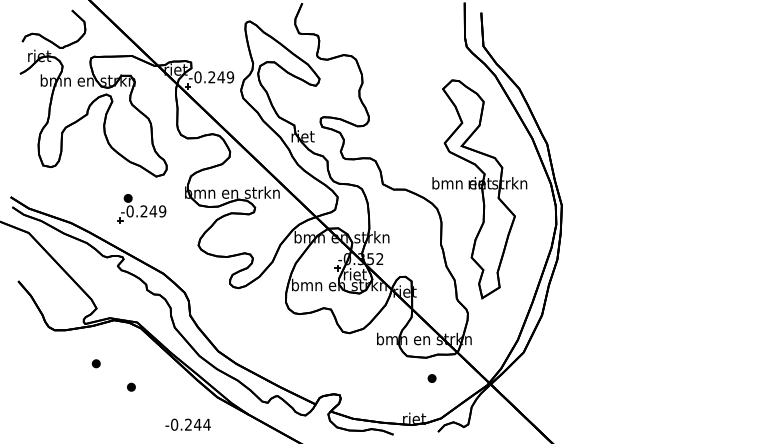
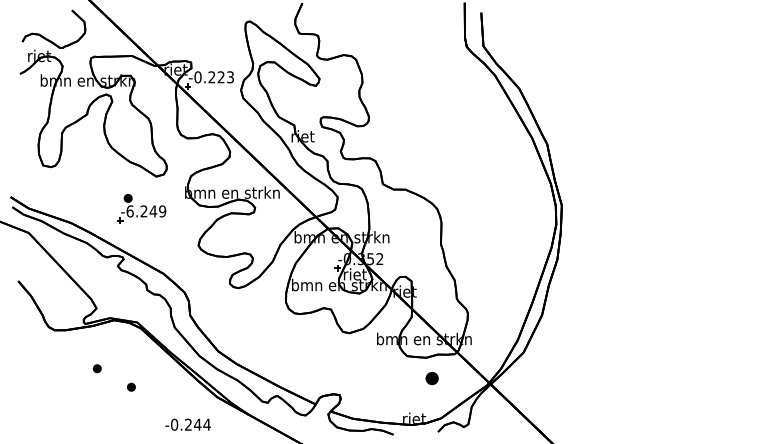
text: -0.249 -> -0.223 (225, 77)
part: present -> none (479, 189)
text: -0.249 -> -6.249 (129, 211)
part position: (95, 363) -> (96, 368) (96, 368)
part size: 10x9 px -> 14x14 px (431, 378)
